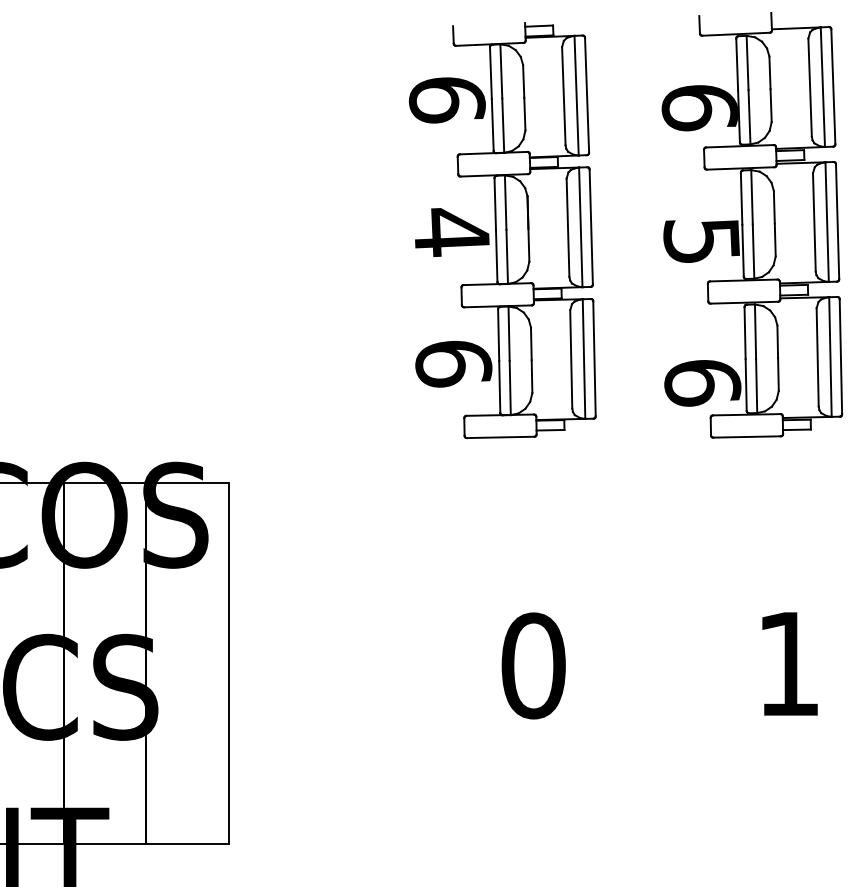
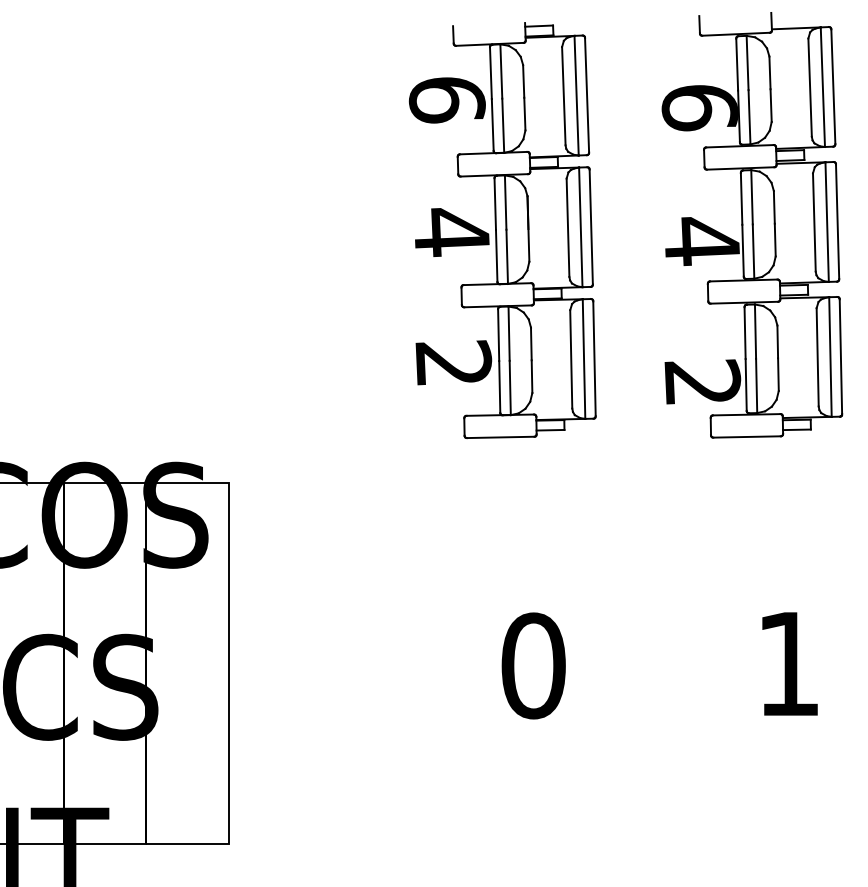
text: 5 -> 4 (701, 241)
text: 6 -> 2 (453, 363)
text: 6 -> 2 (702, 382)
